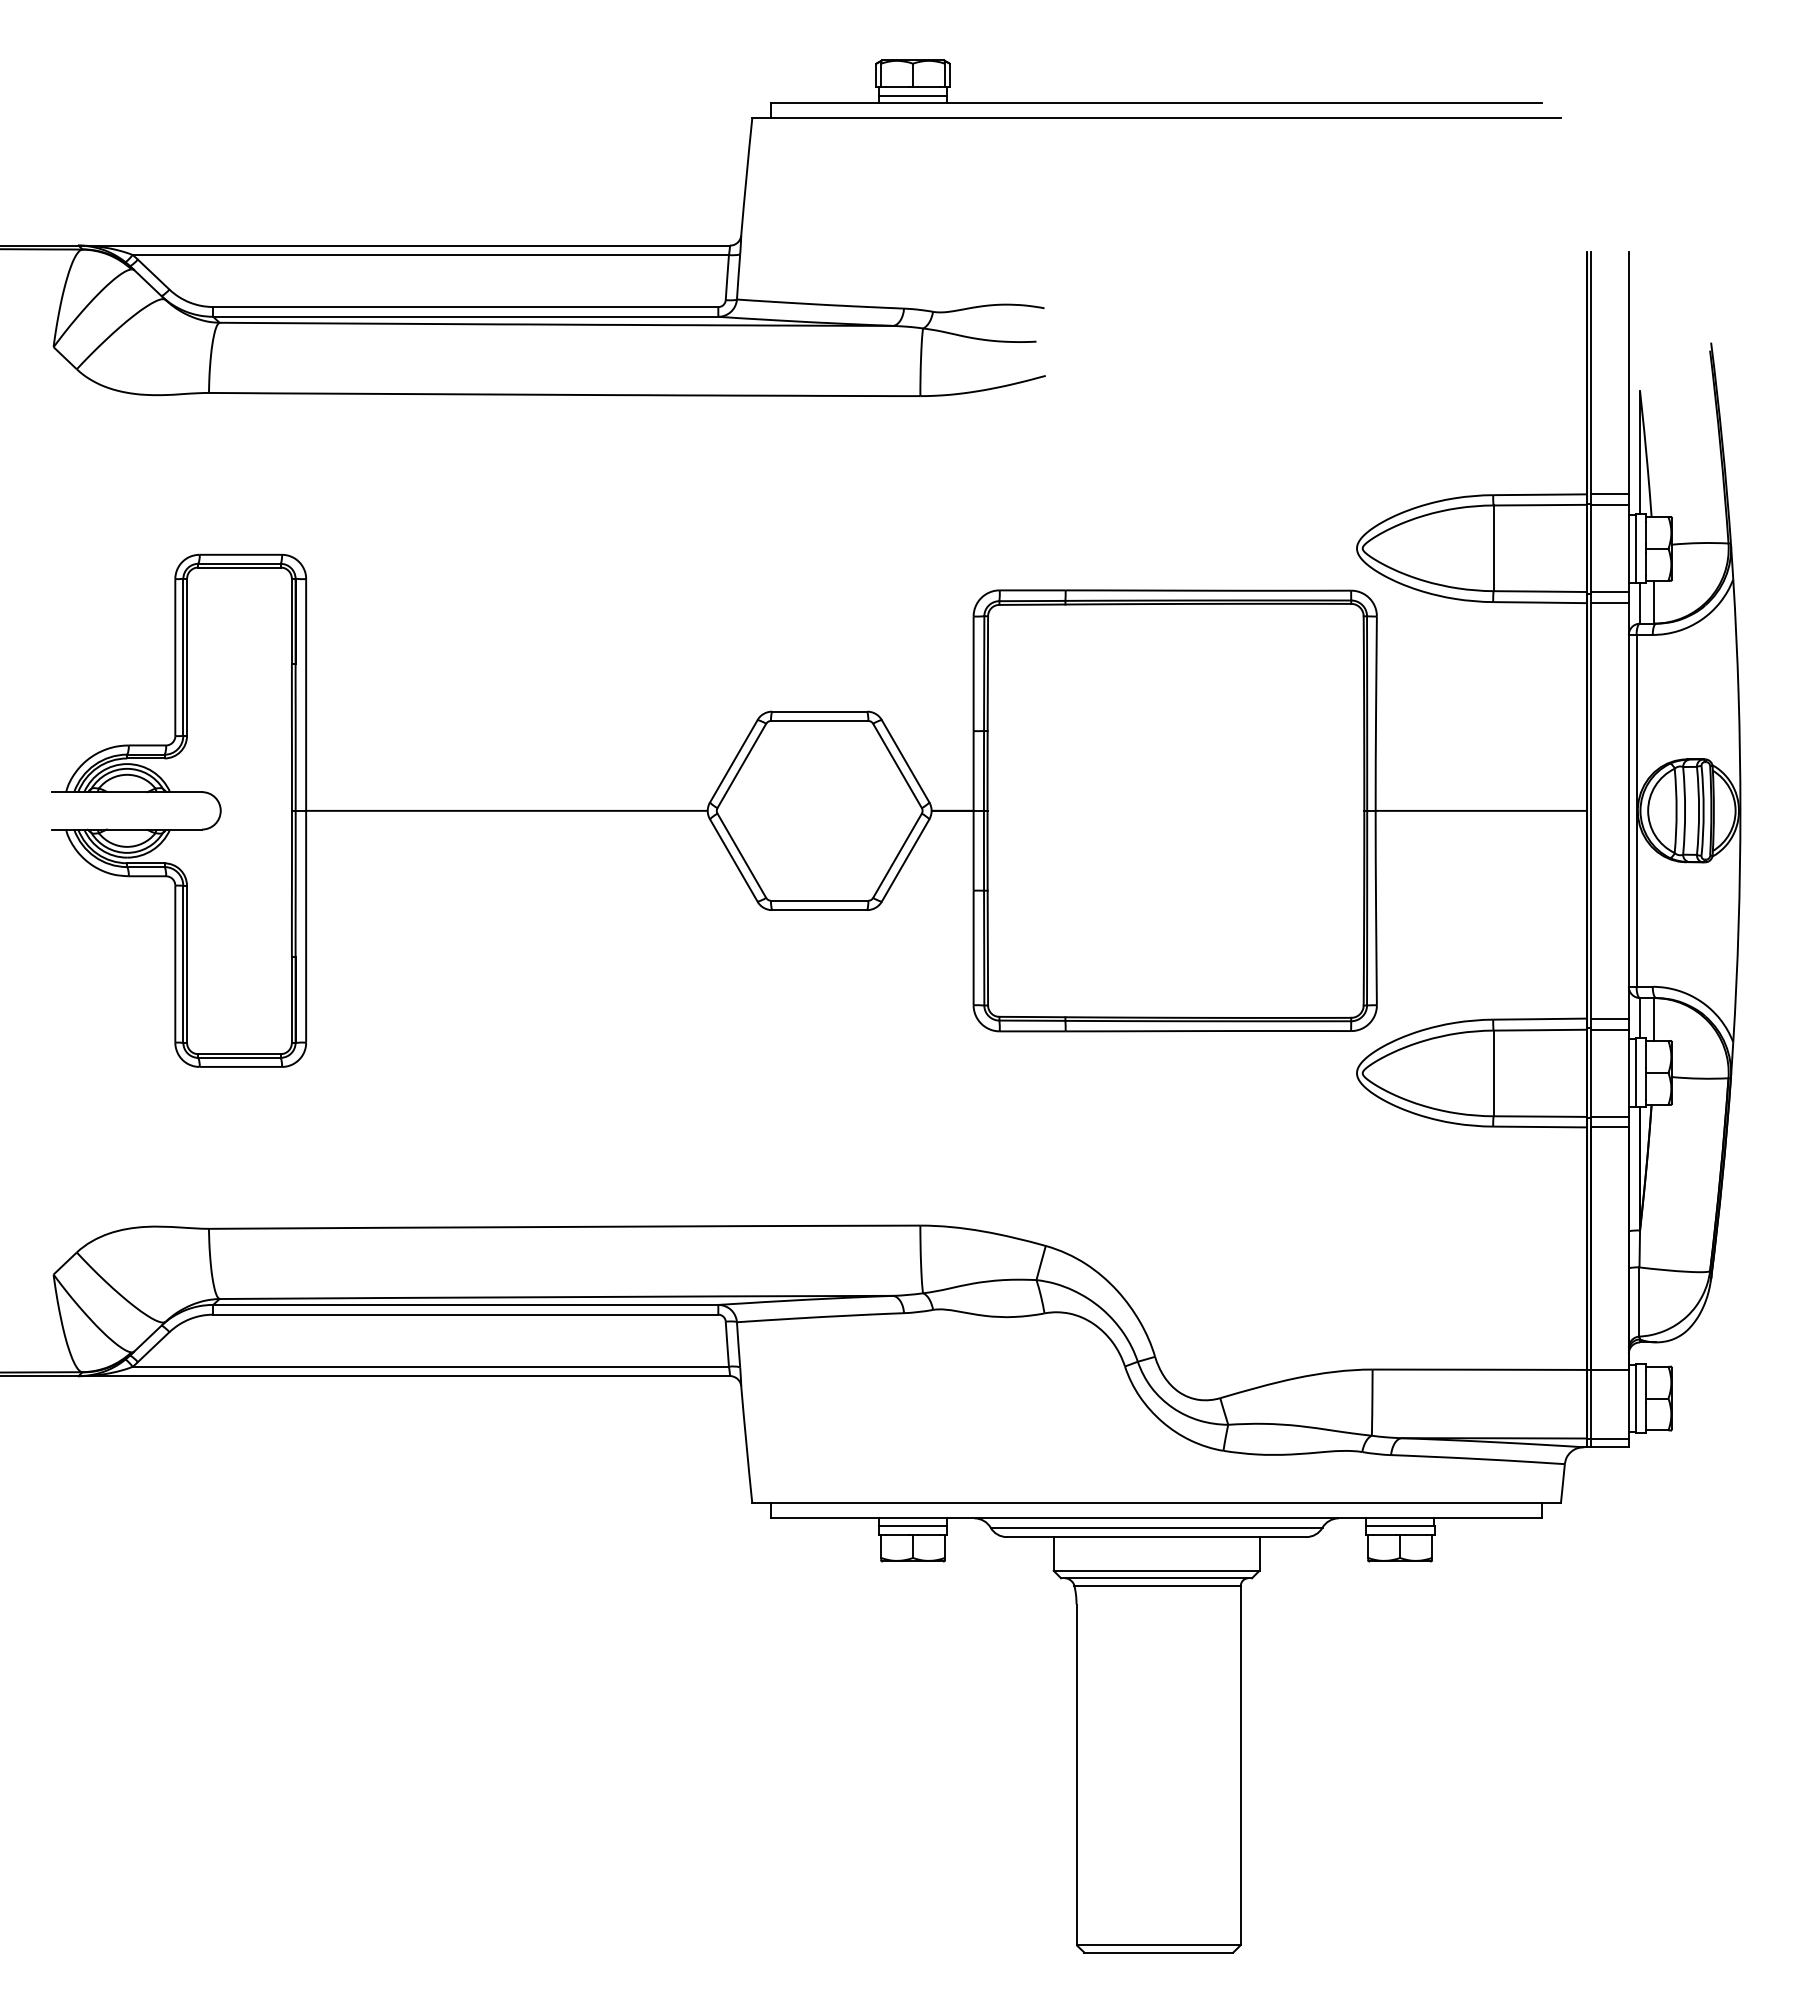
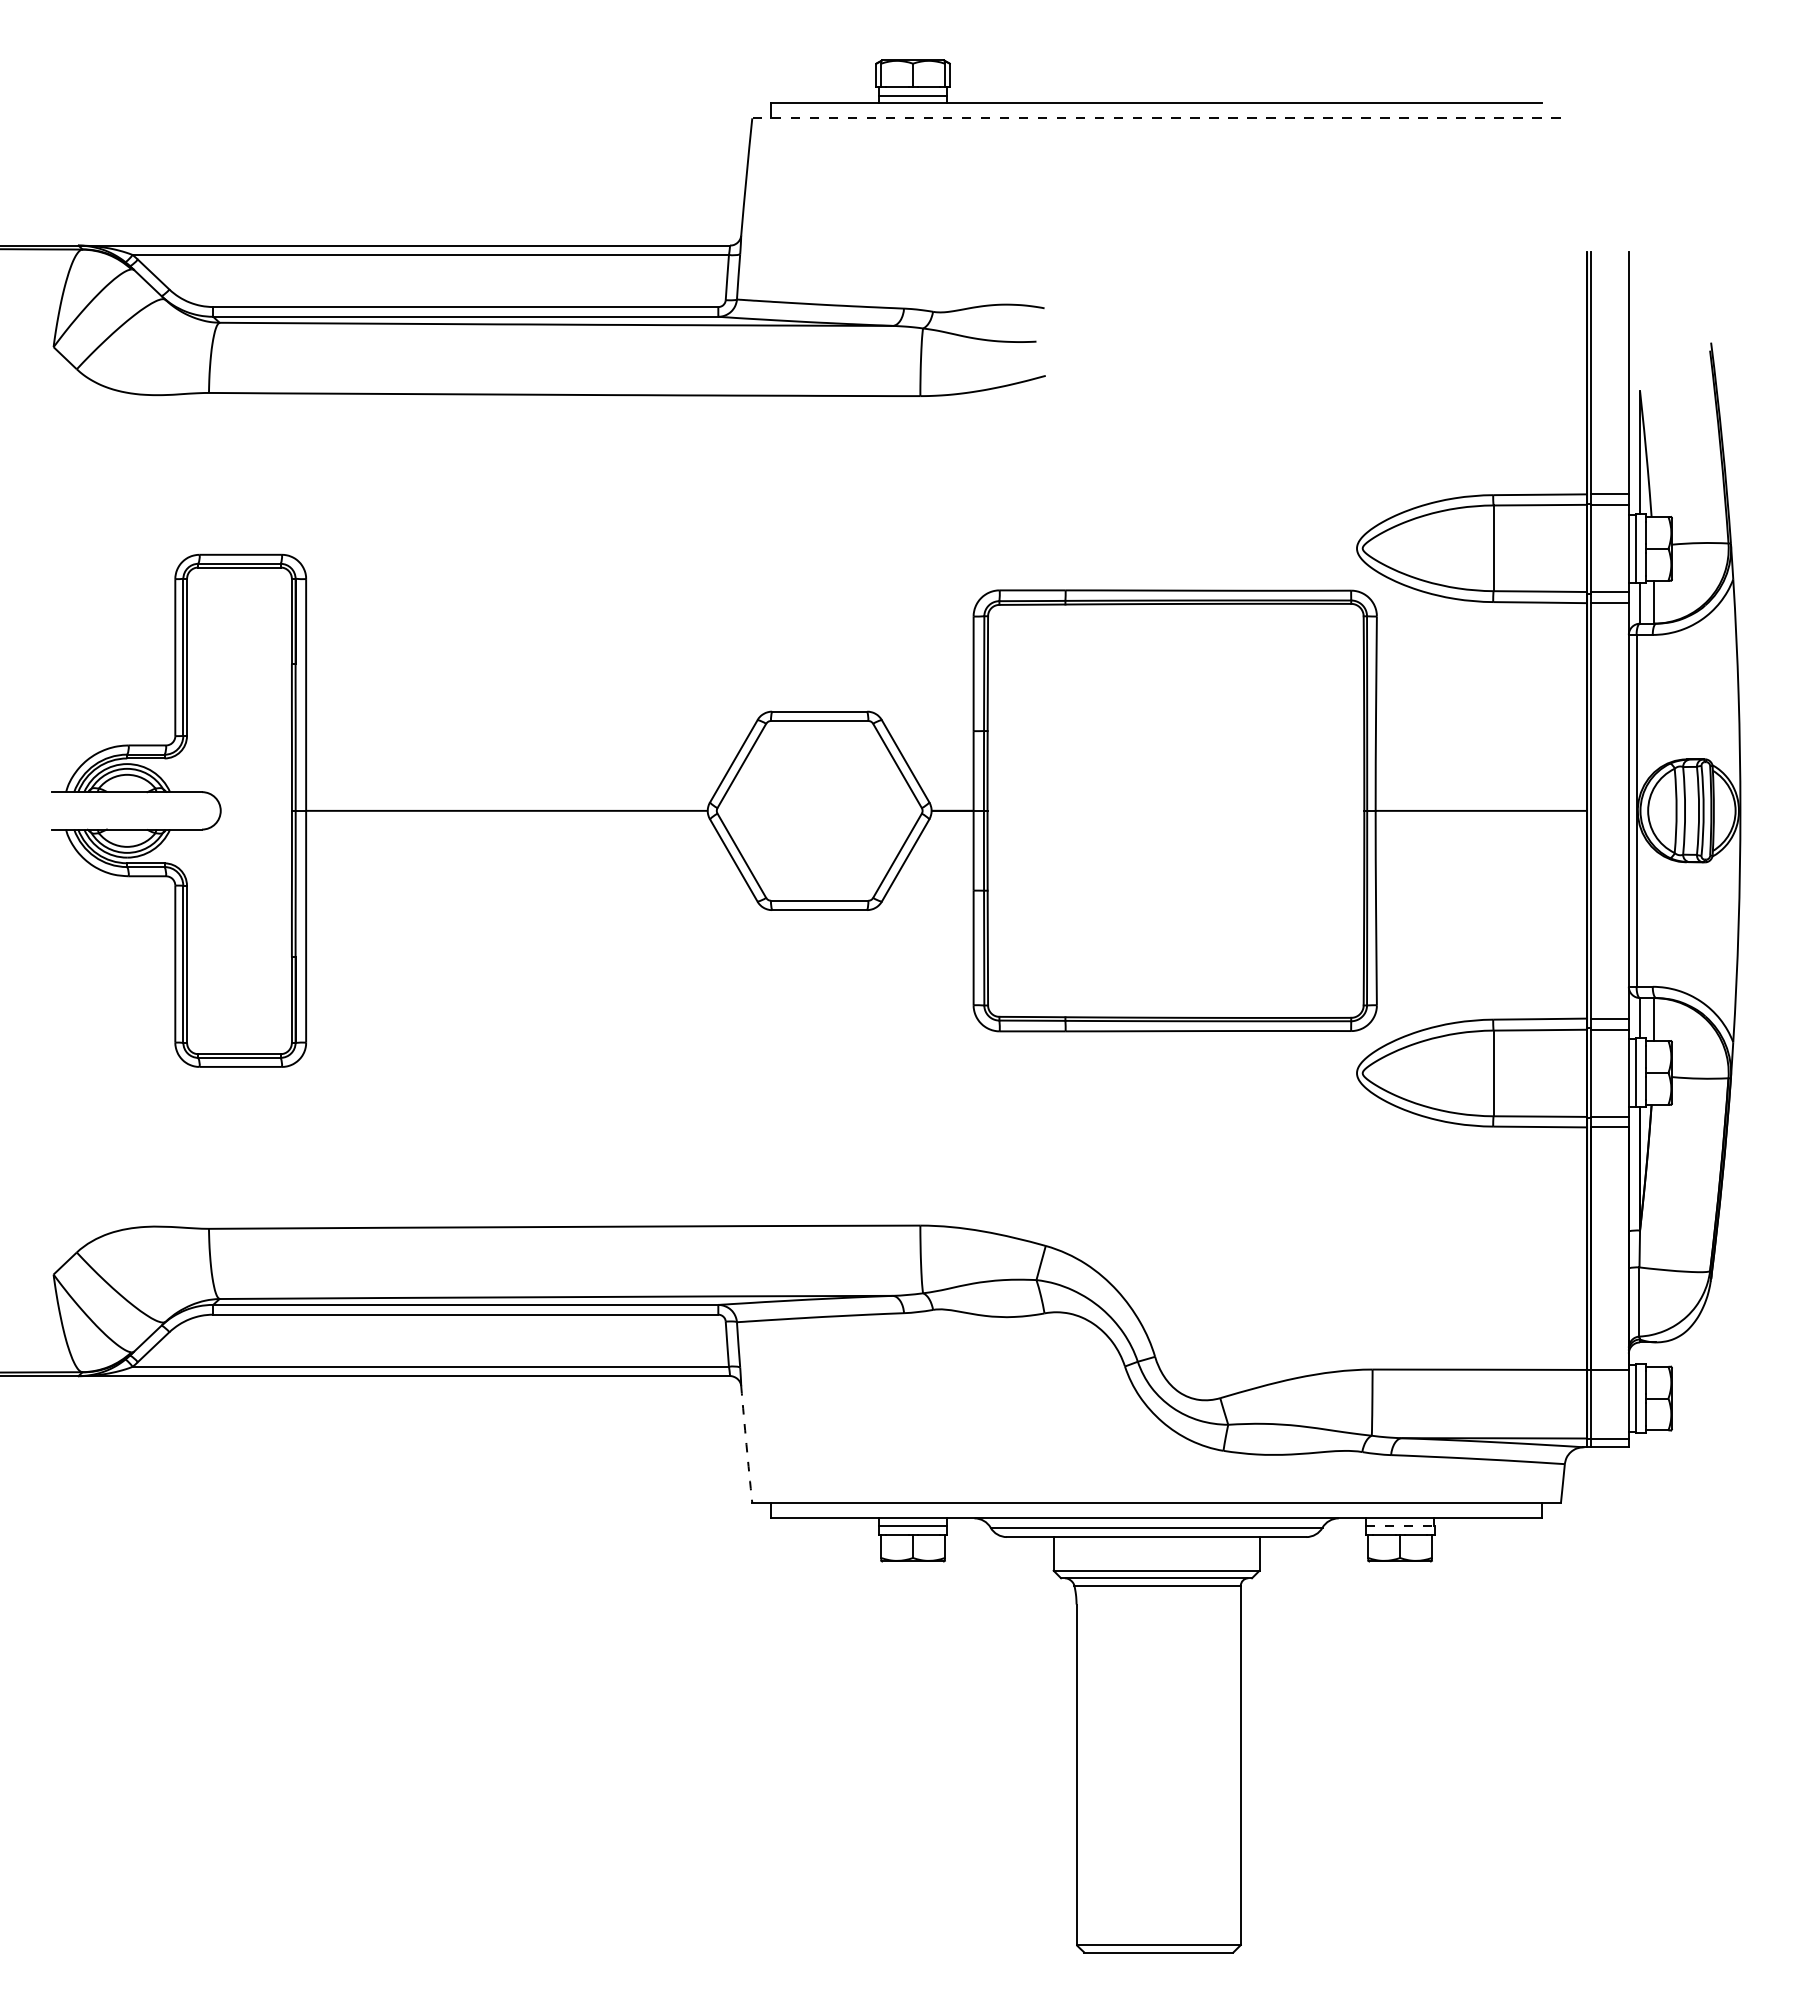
line: solid -> dashed (1156, 118)
arc: solid -> dashed (746, 1444)
line: solid -> dashed (1400, 1525)
